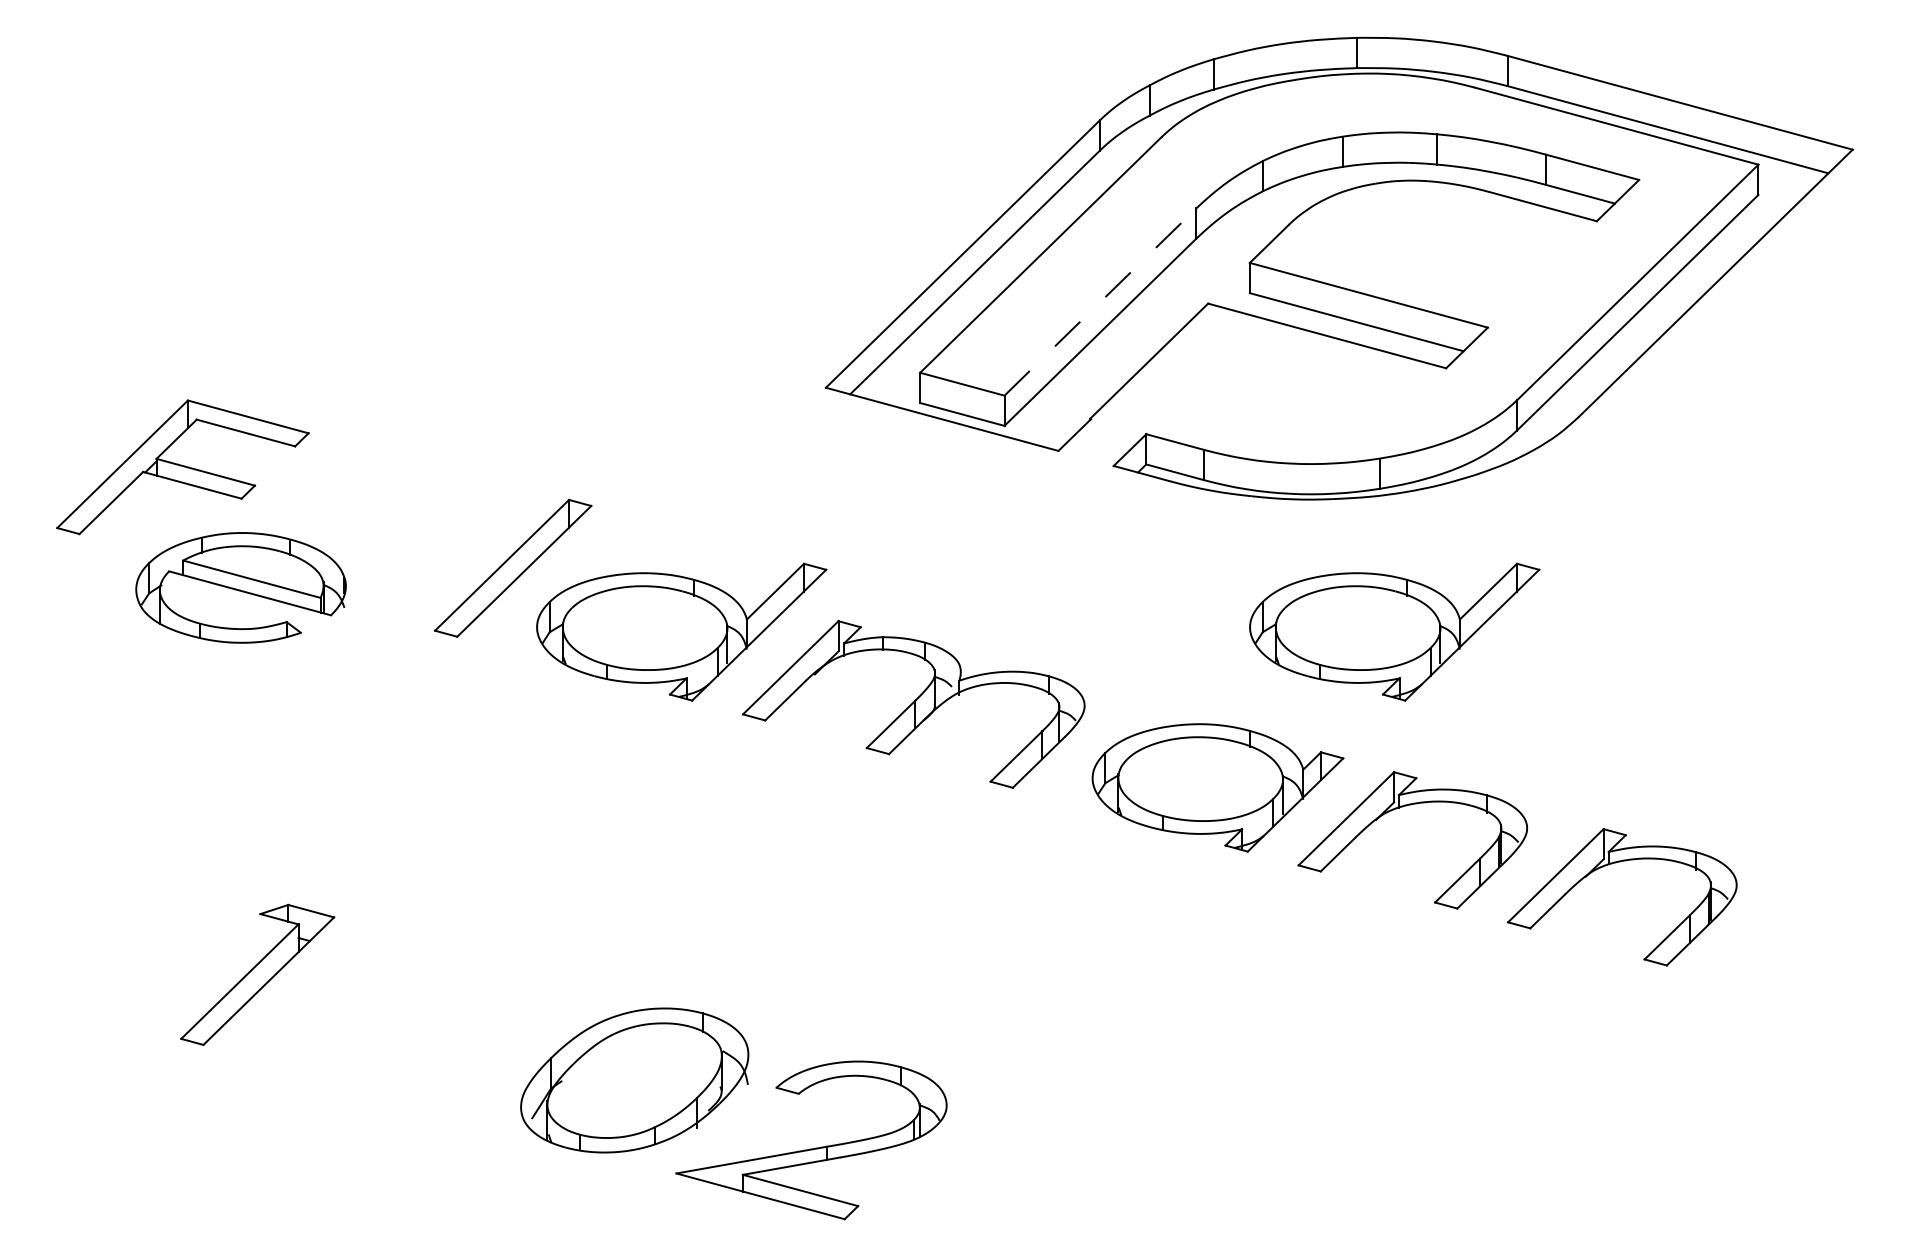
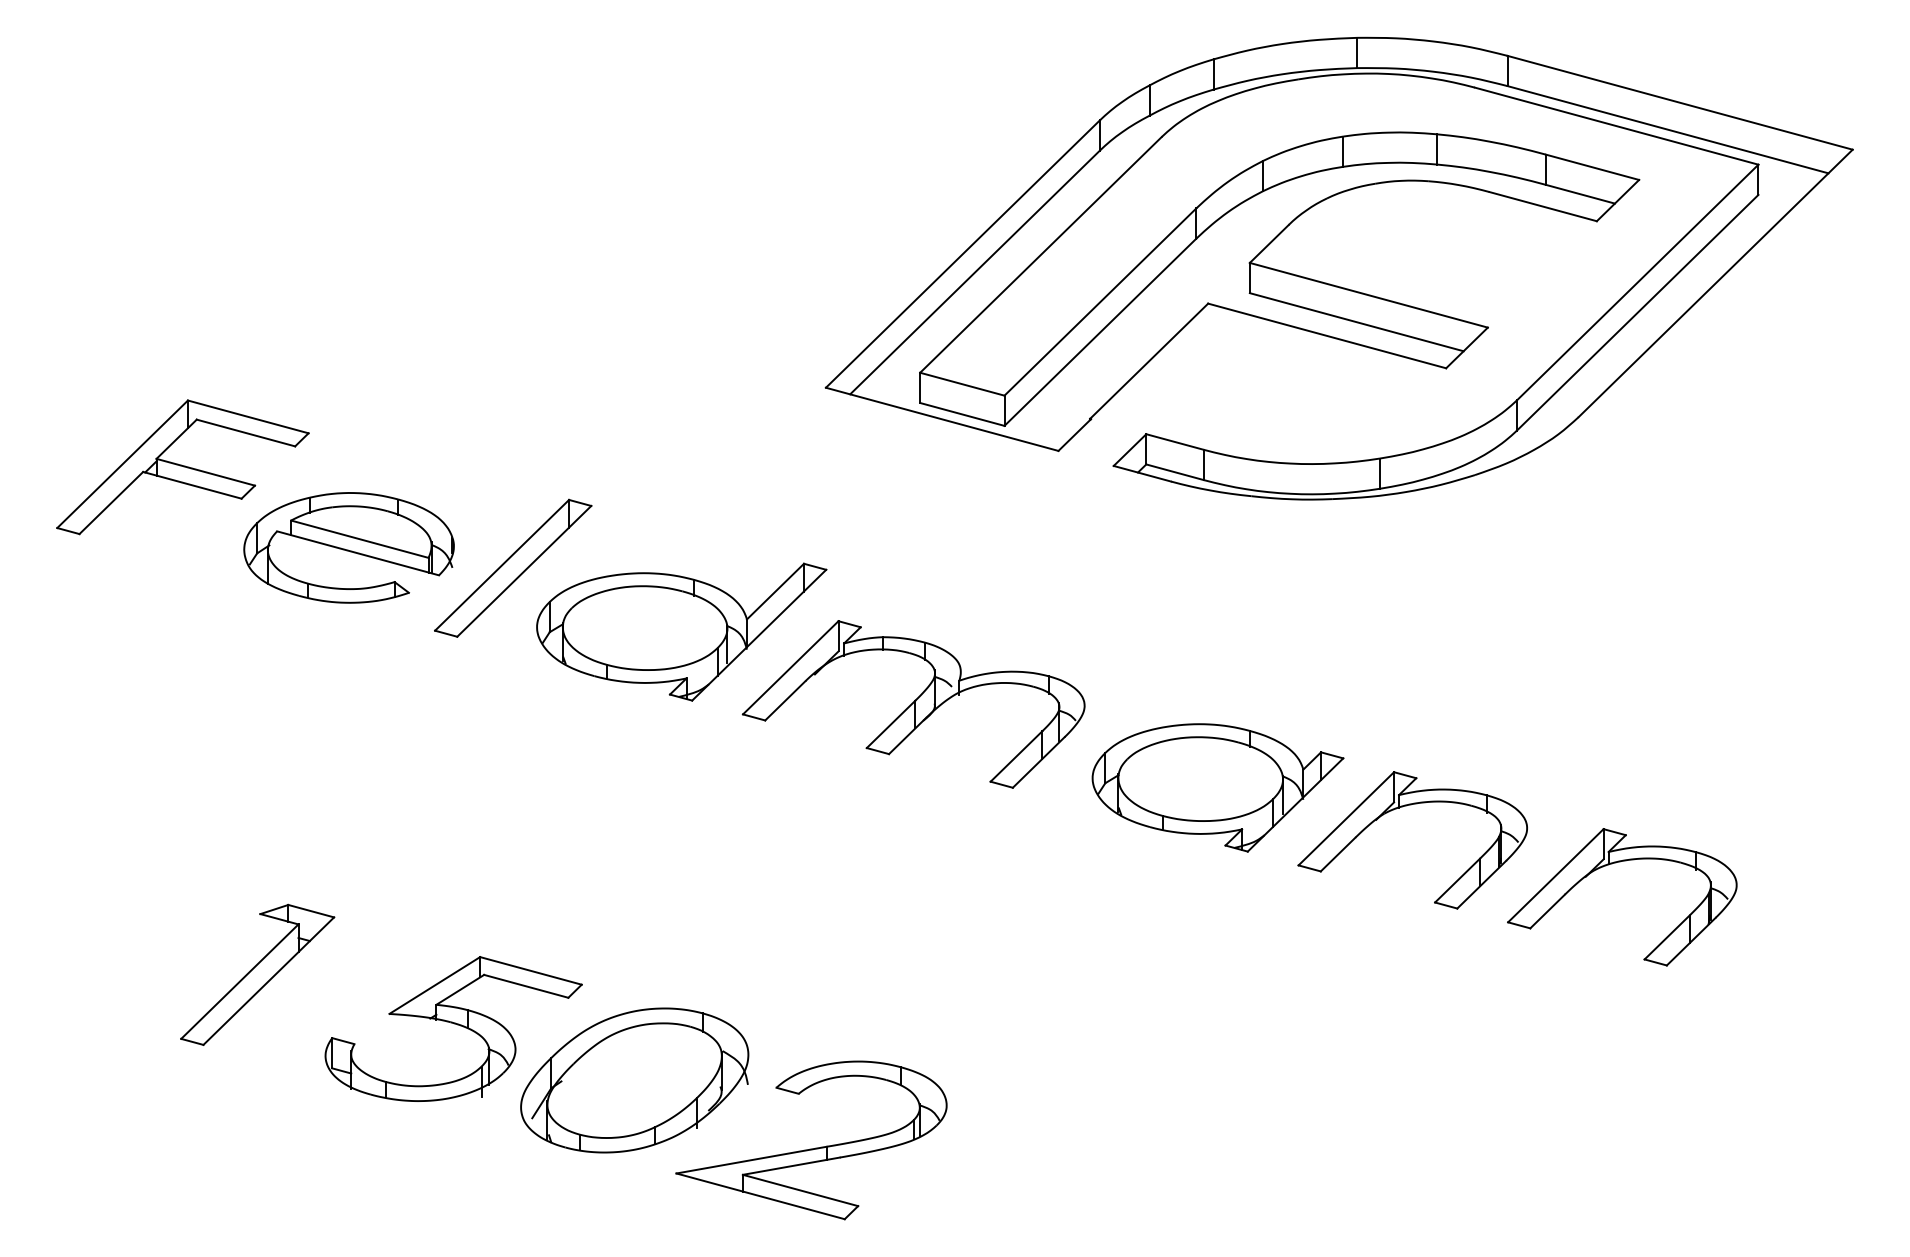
line: dashed -> solid (1100, 301)
part position: (240, 587) -> (348, 547) (348, 547)
part: present -> none (1394, 631)
part: none -> present (453, 1028)
